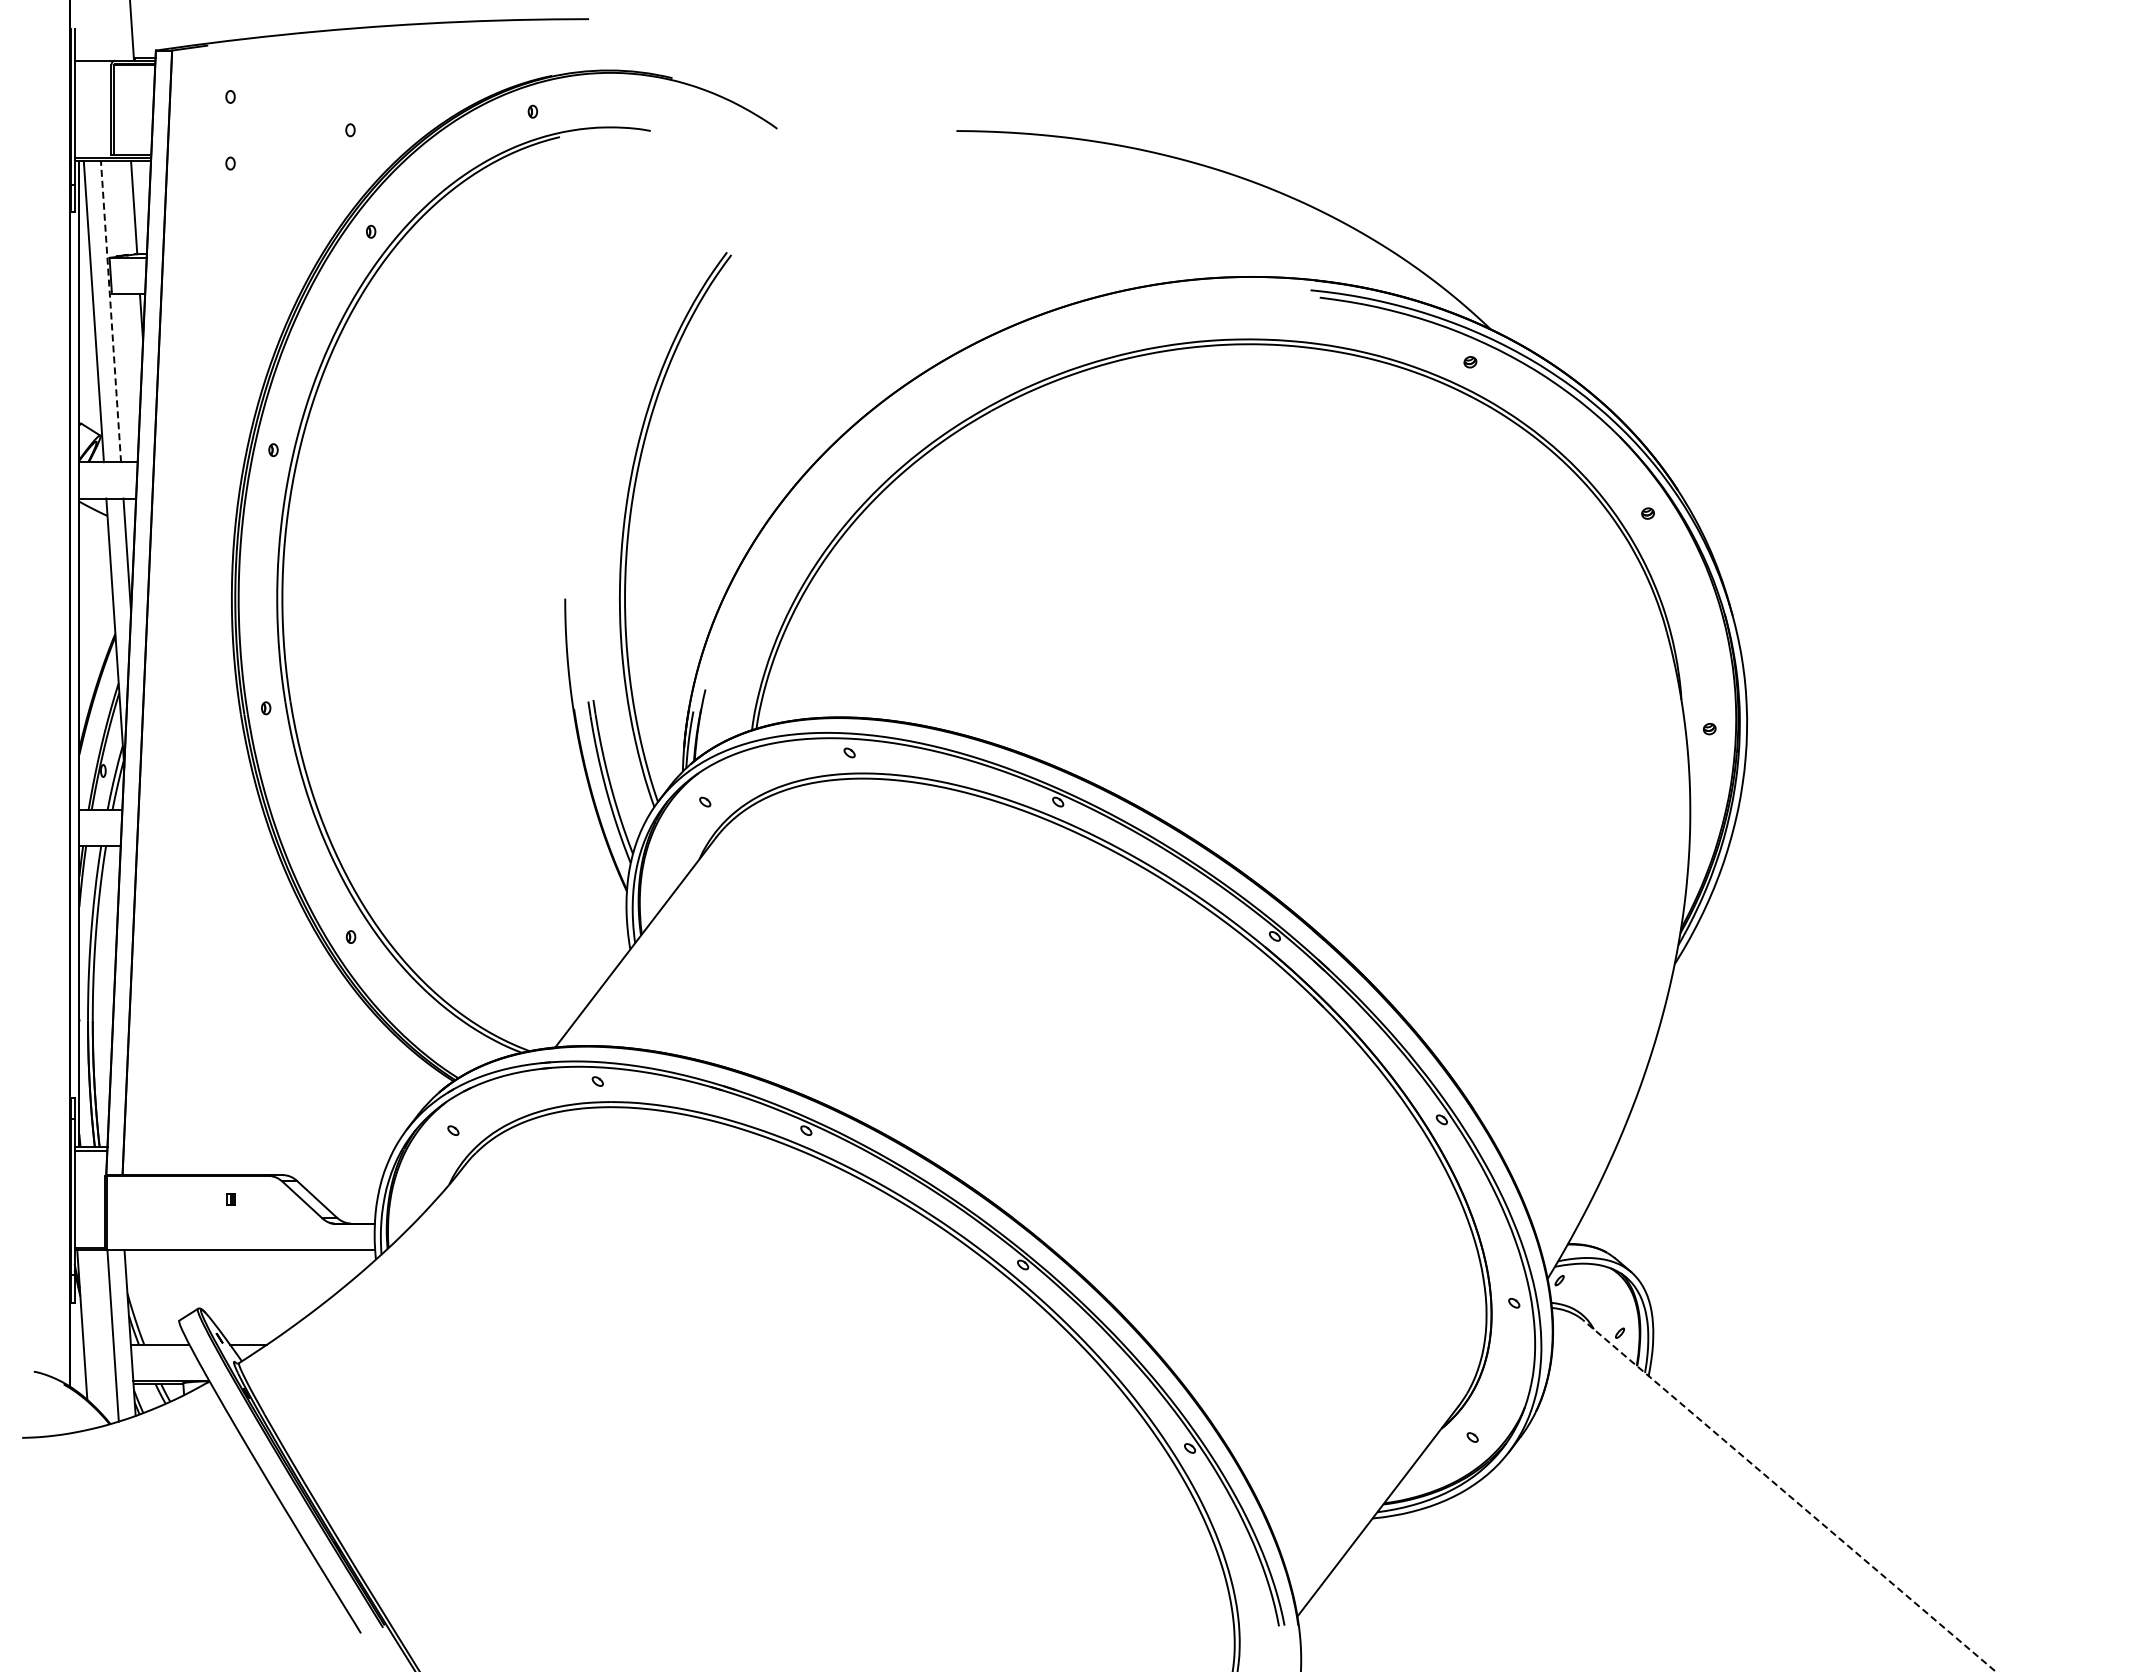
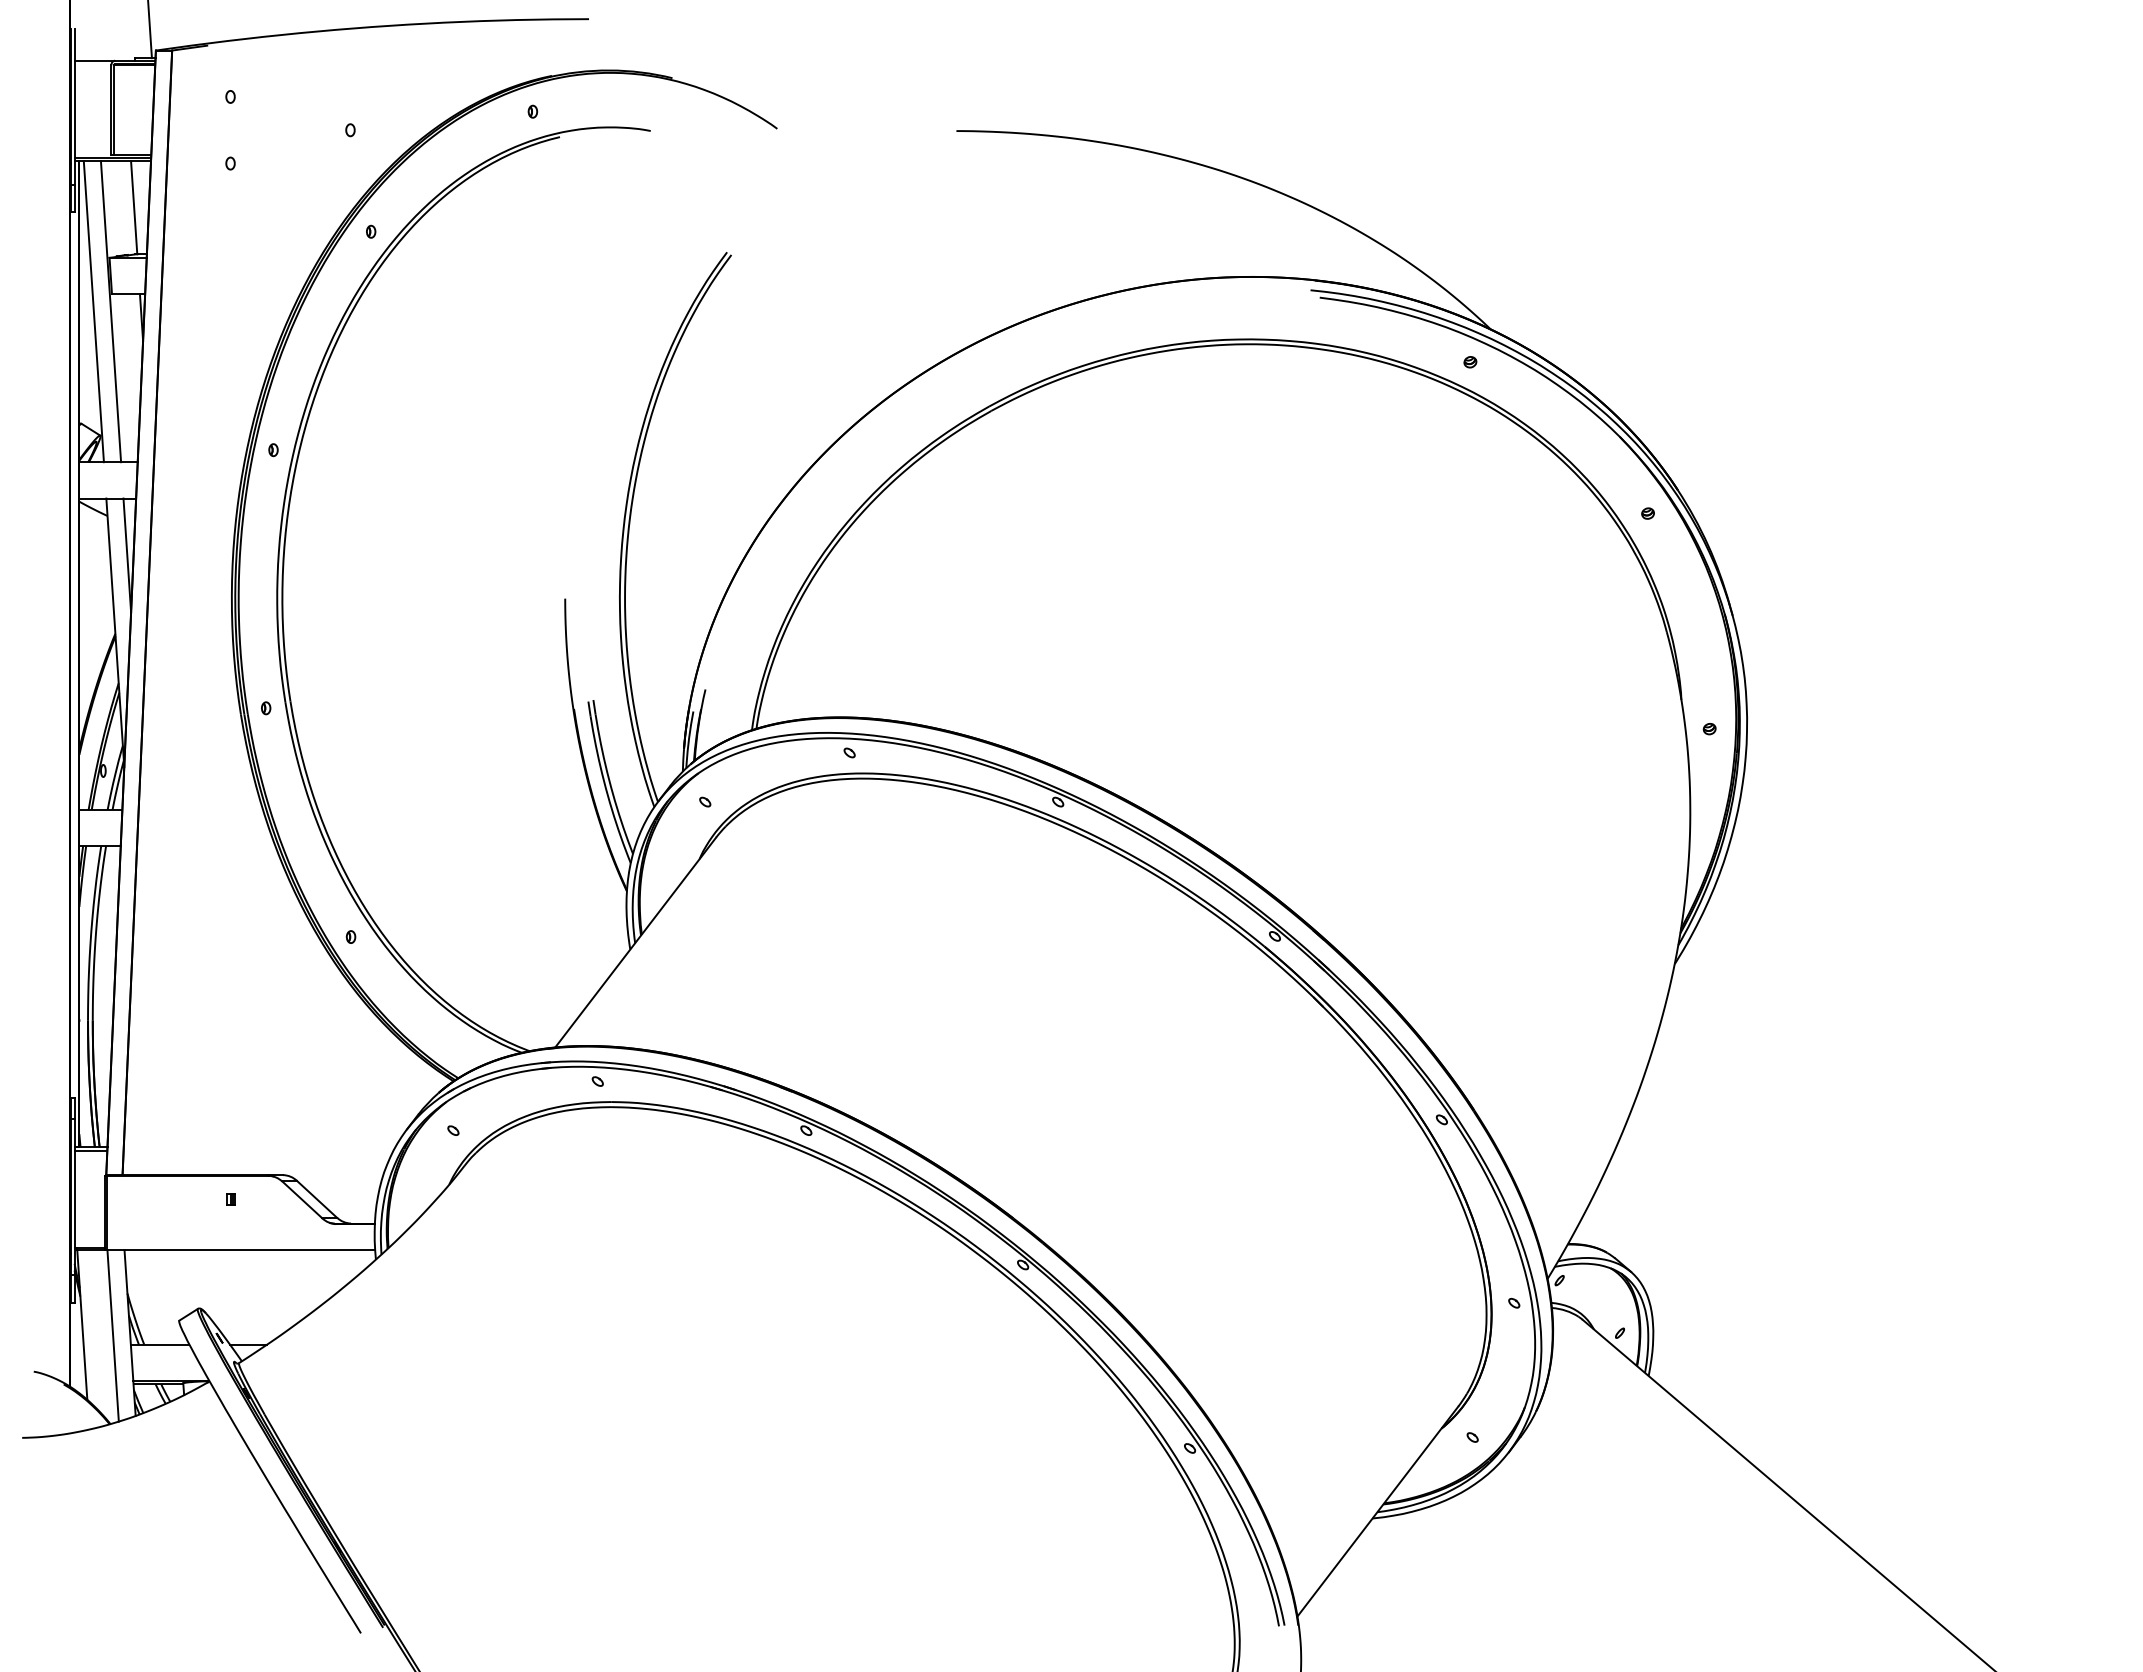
line position: (131, 30) -> (149, 30) (149, 30)
line: dashed -> solid (111, 311)
line: dashed -> solid (1788, 1495)
